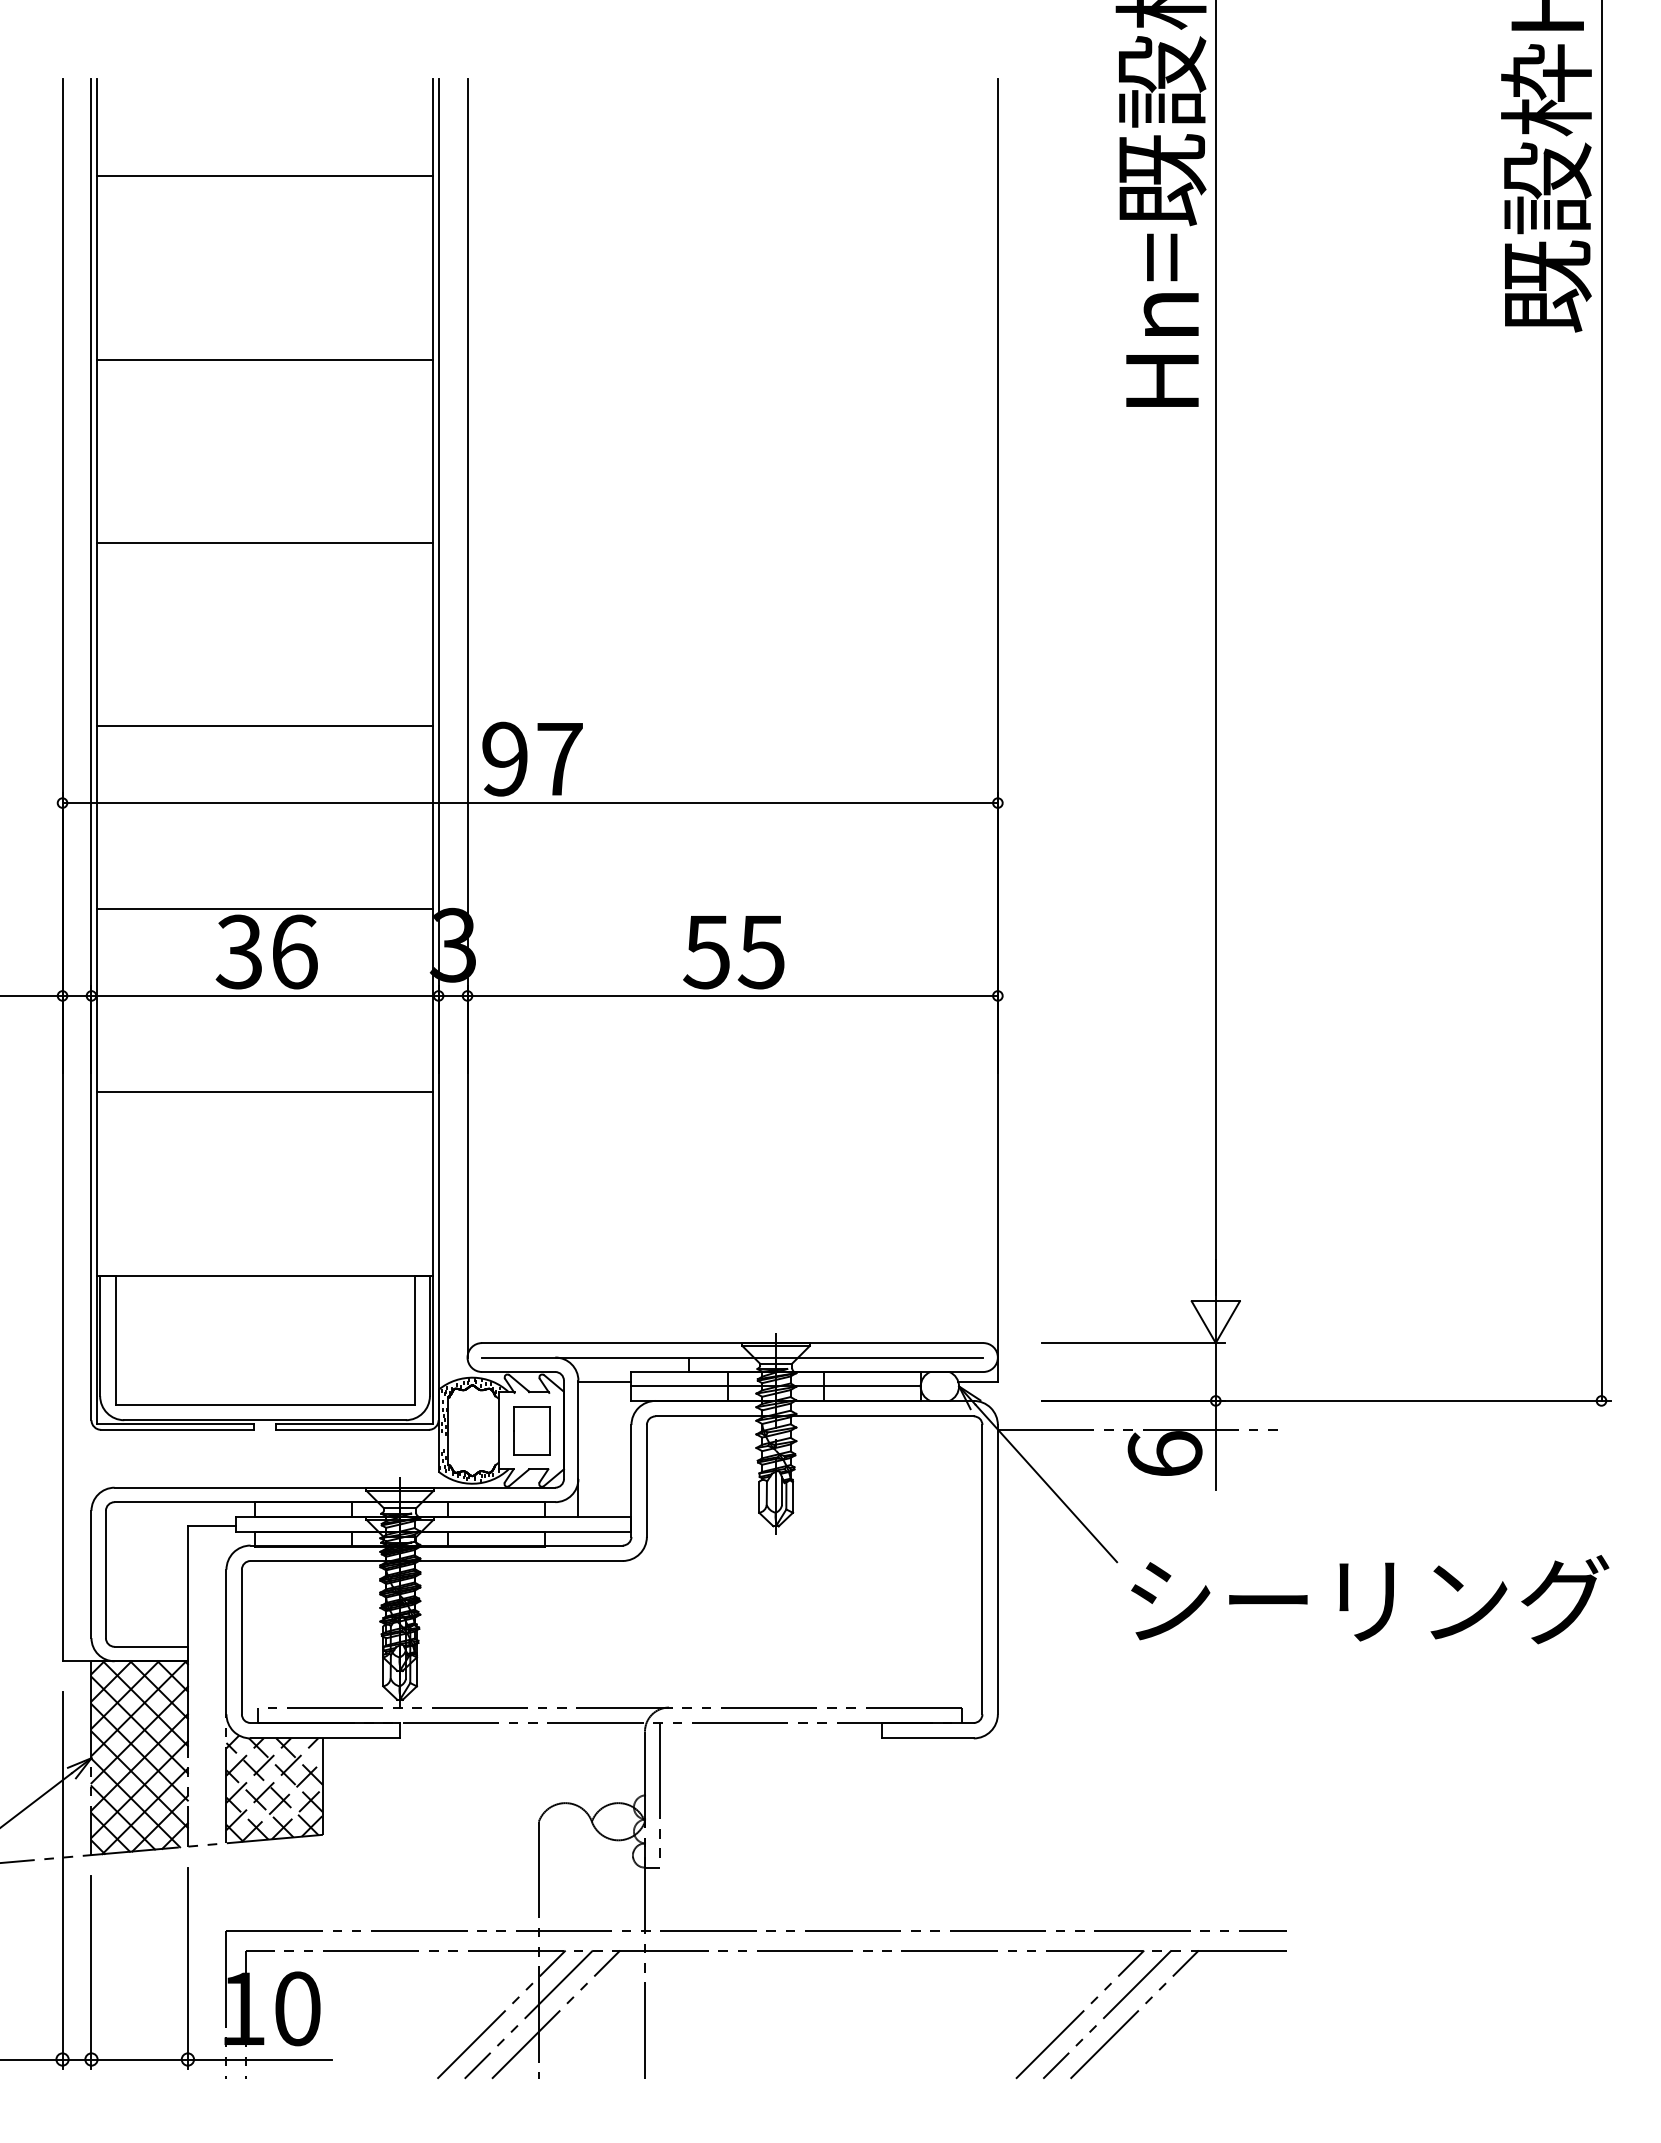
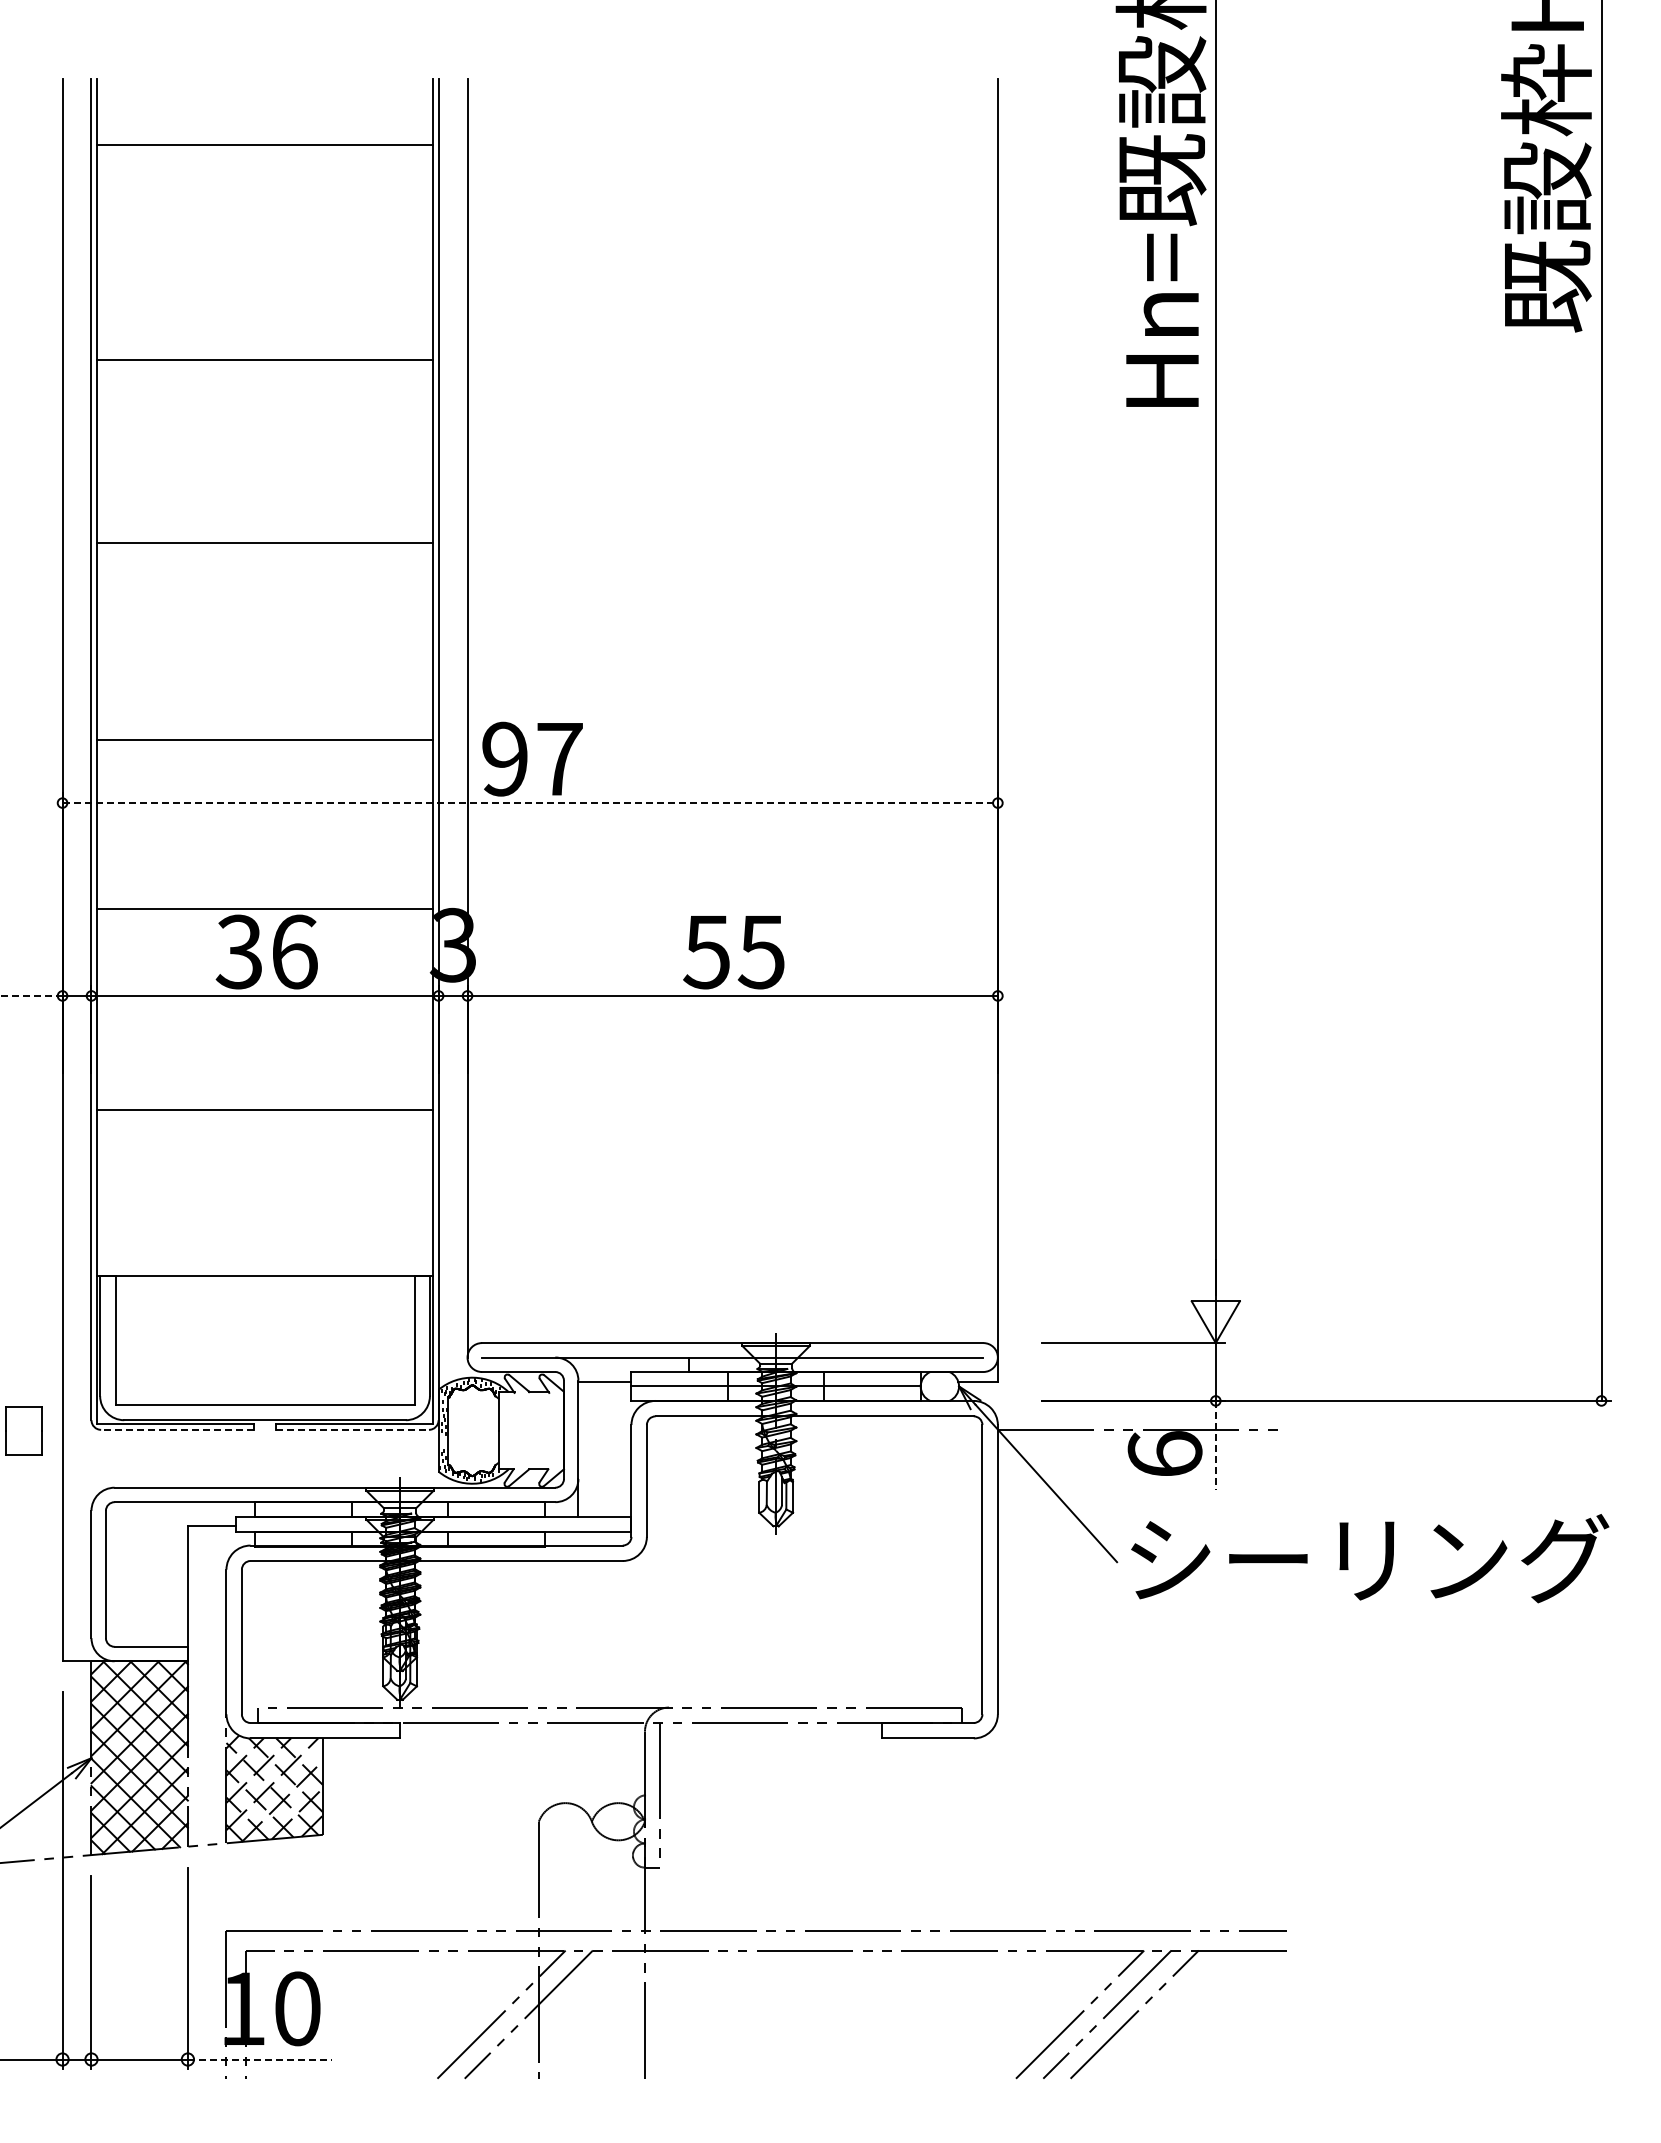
line position: (264, 176) -> (264, 145) (264, 145)
line position: (264, 725) -> (264, 739) (264, 739)
line: solid -> dashed (530, 803)
line: solid -> dashed (31, 995)
line position: (264, 1092) -> (264, 1110) (264, 1110)
line: solid -> dashed (177, 1429)
line: solid -> dashed (352, 1429)
part position: (531, 1430) -> (23, 1430) (23, 1430)
line: solid -> dashed (1215, 1445)
text position: (1370, 1599) -> (1370, 1558) (1370, 1558)
line: present -> none (556, 2014)
line: solid -> dashed (259, 2059)
